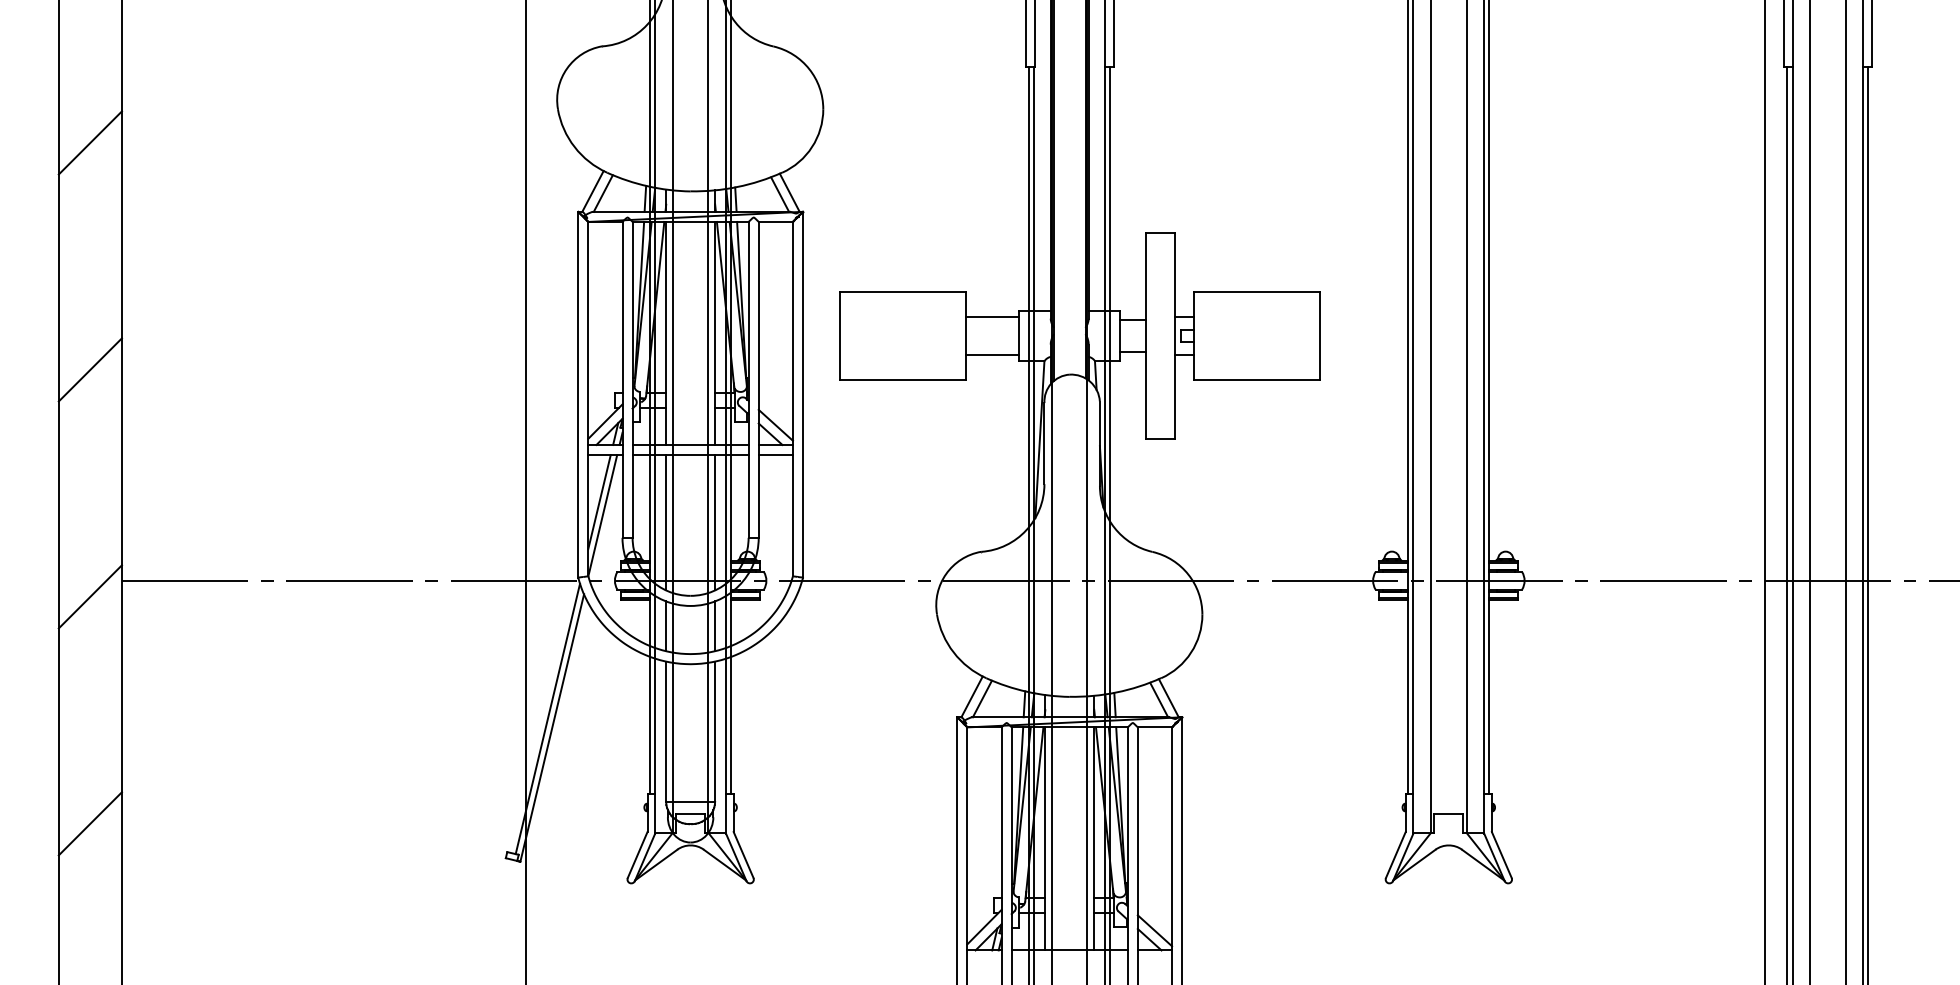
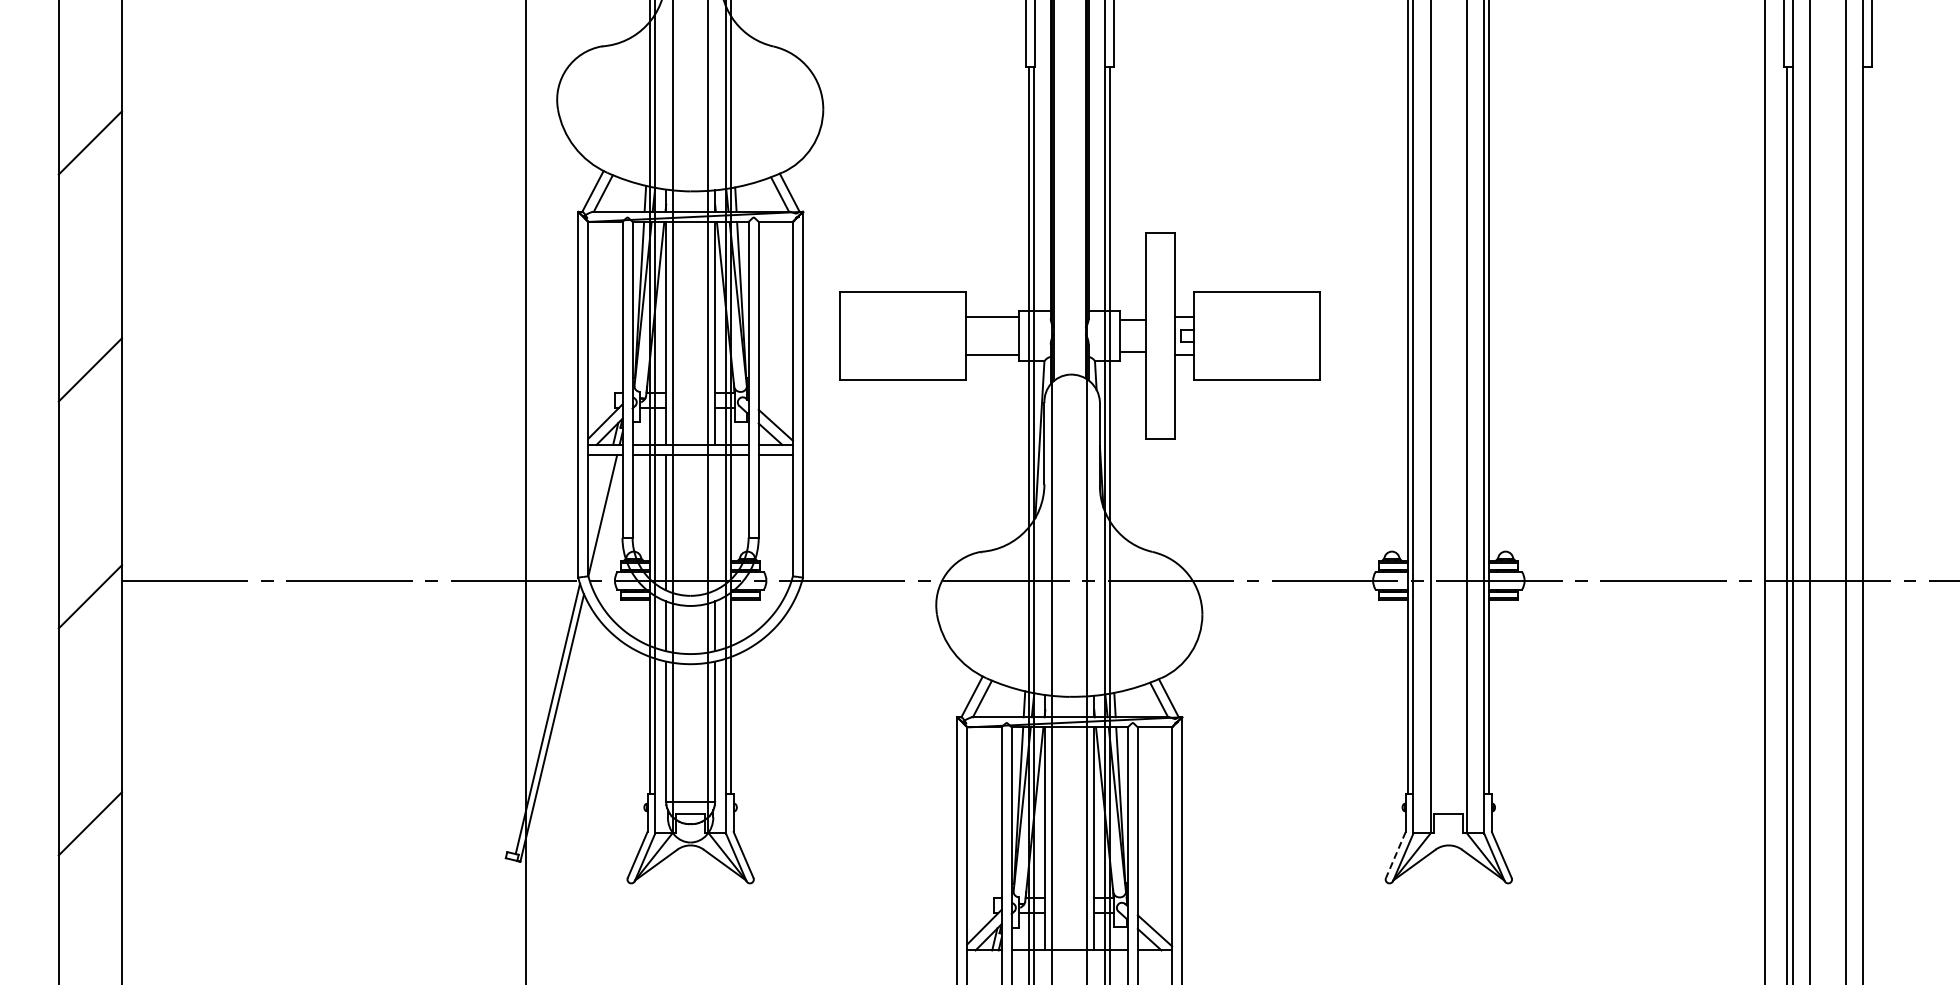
line: present -> none (599, 502)
line: present -> none (715, 522)
line: present -> none (1868, 523)
line: solid -> dashed (1395, 855)
